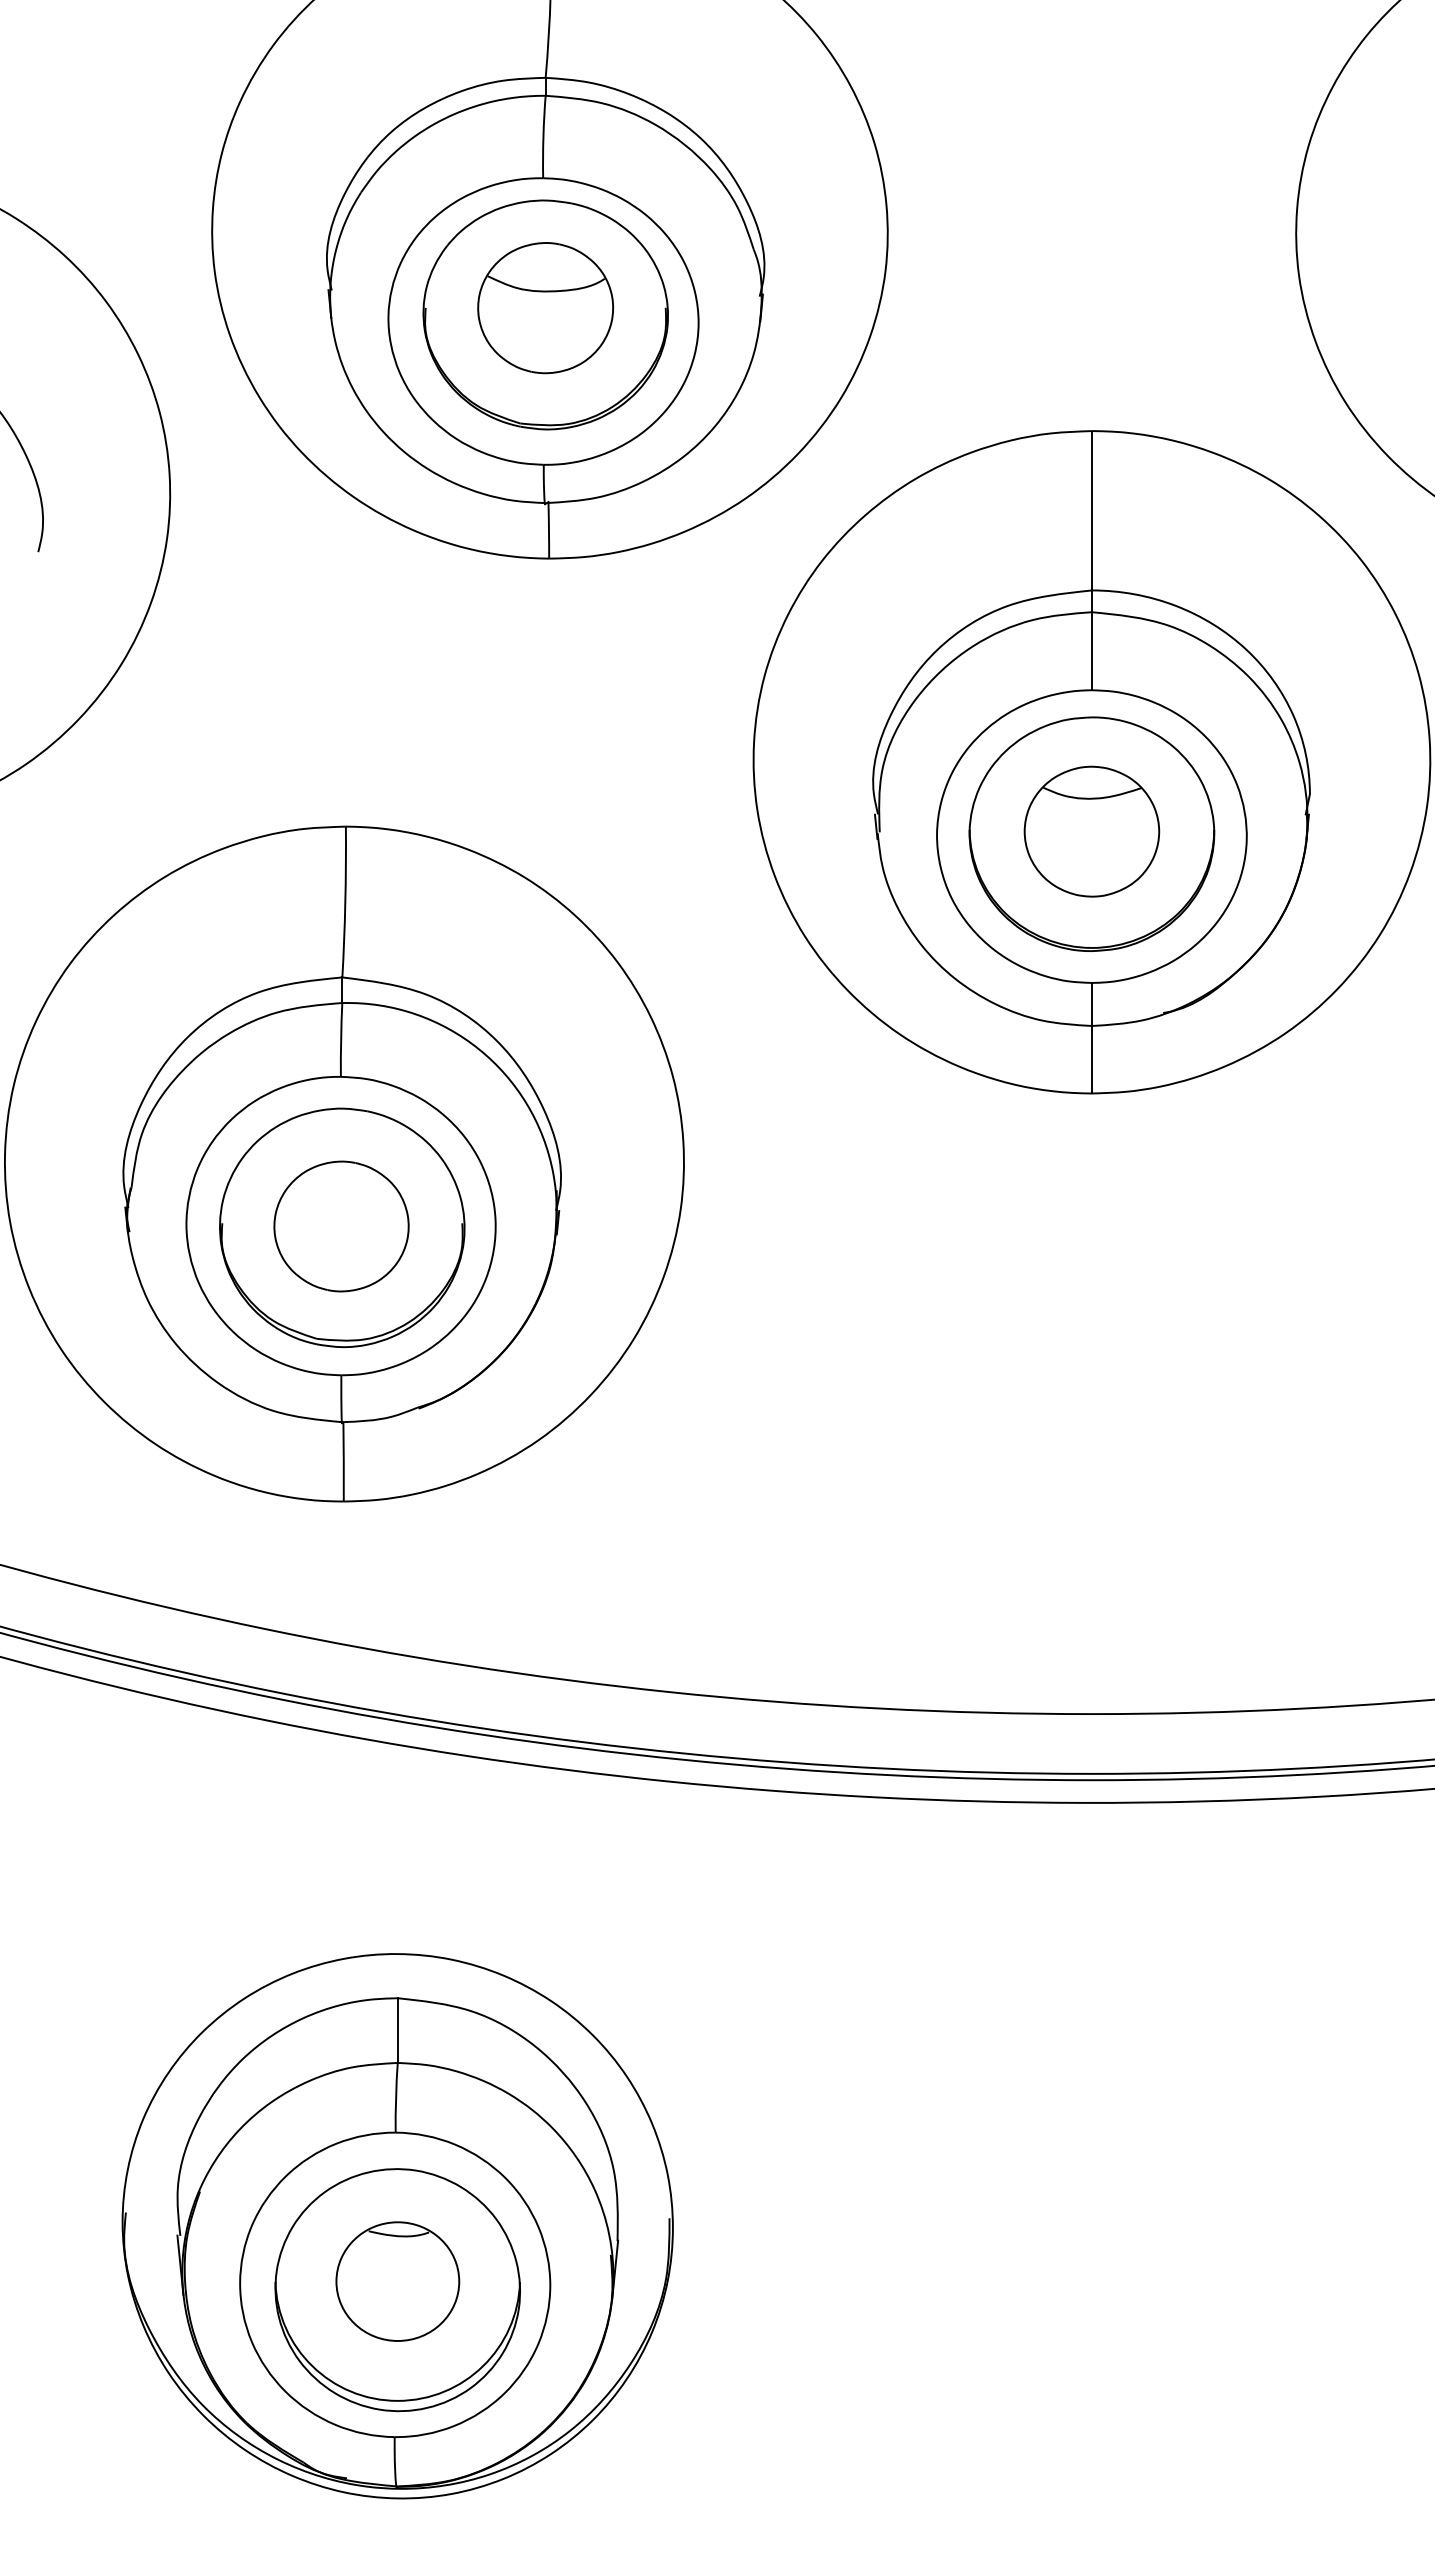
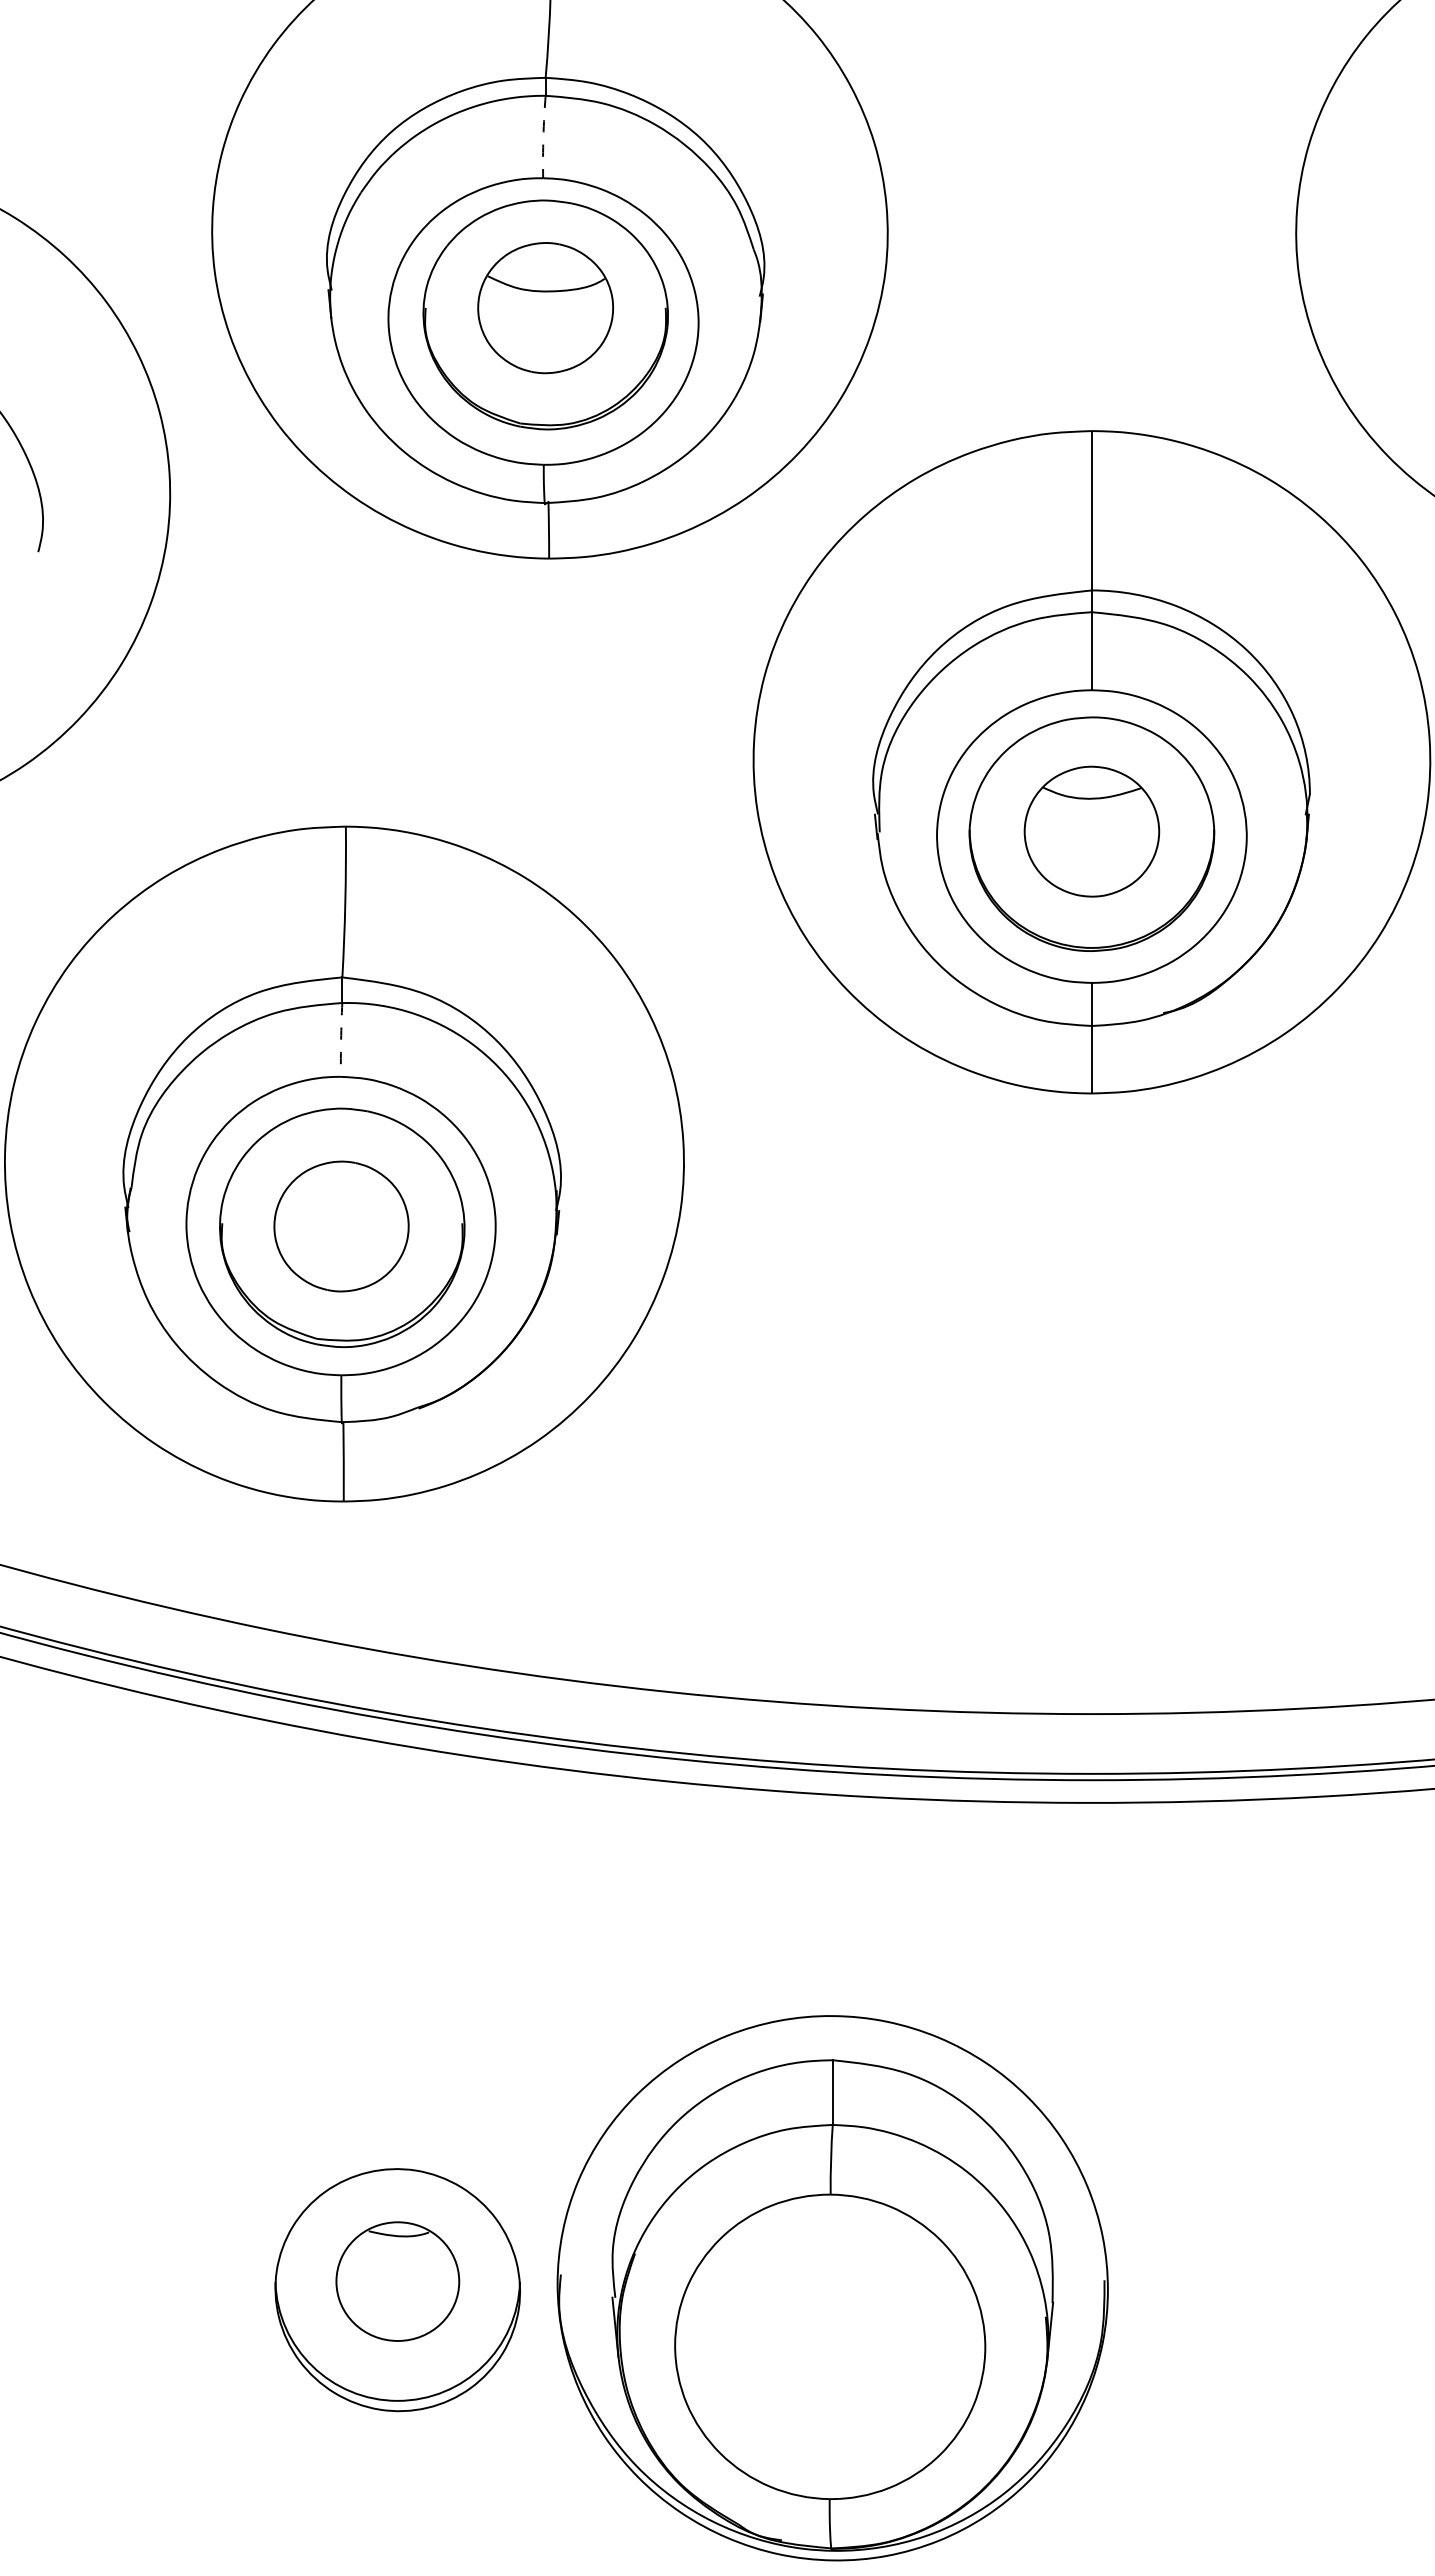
arc: solid -> dashed (543, 136)
arc: solid -> dashed (341, 1039)
part position: (397, 2226) -> (832, 2288) (832, 2288)
